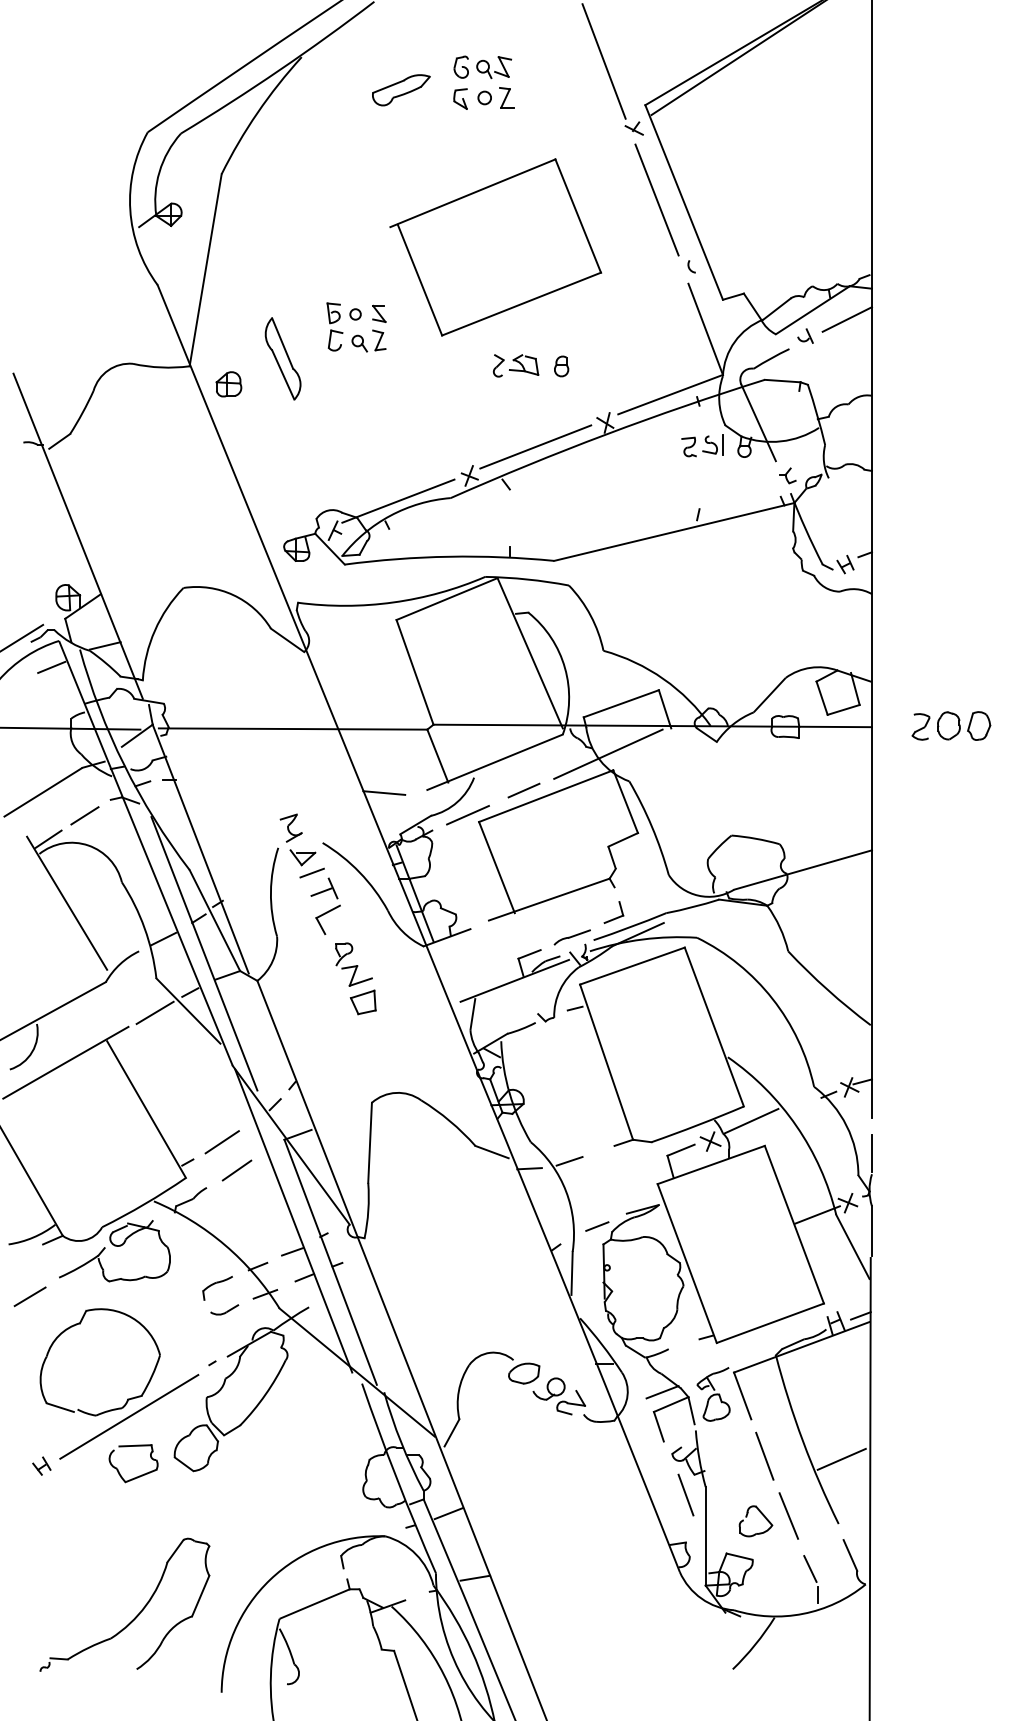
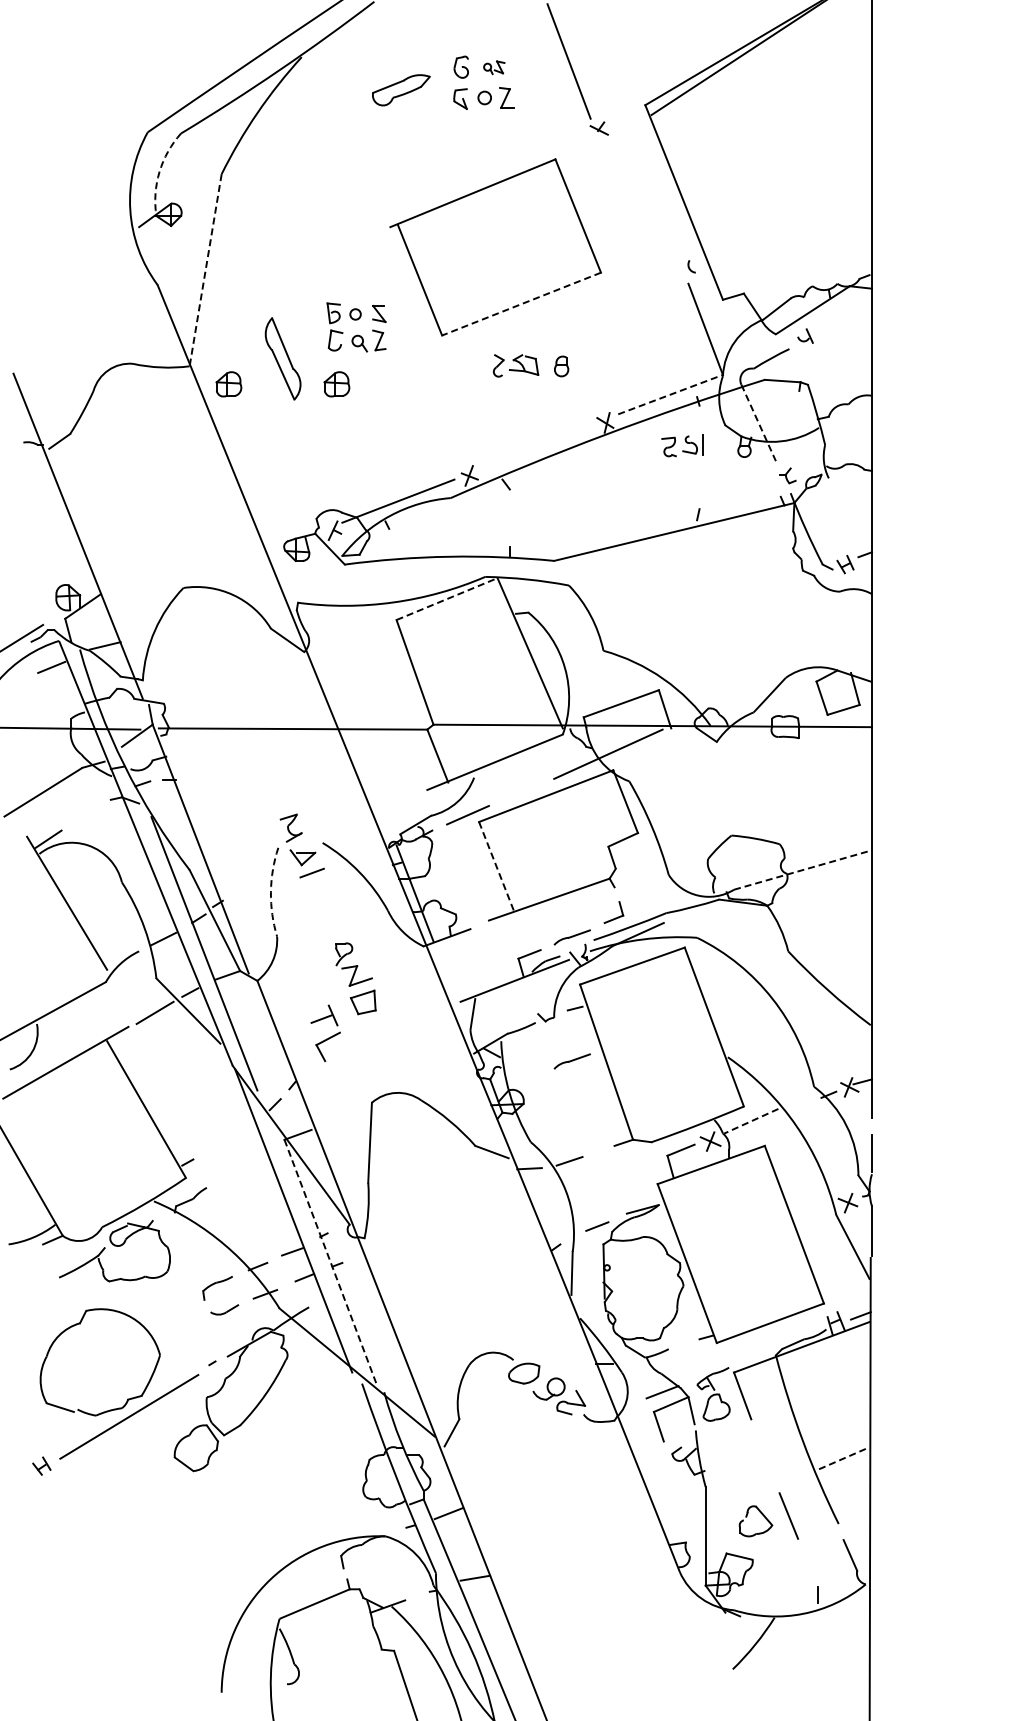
part size: 37x24 px -> 23x16 px (494, 67)
part position: (612, 69) -> (577, 69) (577, 69)
arc: solid -> dashed (159, 172)
line: present -> none (656, 199)
line: solid -> dashed (205, 270)
line: solid -> dashed (521, 304)
line: present -> none (846, 319)
part: none -> present (336, 384)
line: solid -> dashed (670, 394)
line: solid -> dashed (758, 422)
part position: (702, 445) -> (682, 445) (682, 445)
line: present -> none (535, 446)
line: solid -> dashed (447, 599)
part: present -> none (951, 725)
line: present -> none (523, 790)
line: present -> none (384, 792)
line: present -> none (84, 815)
line: solid -> dashed (496, 867)
line: solid -> dashed (803, 870)
arc: solid -> dashed (270, 892)
part position: (325, 905) -> (325, 1032) (325, 1032)
part: none -> present (571, 1061)
line: solid -> dashed (751, 1121)
line: present -> none (221, 1142)
line: present -> none (236, 1170)
line: present -> none (817, 1214)
line: solid -> dashed (330, 1262)
line: present -> none (29, 1296)
line: present -> none (764, 1455)
line: solid -> dashed (841, 1459)
part: present -> none (136, 1476)
line: present -> none (685, 1494)
line: present -> none (810, 1568)
part: present -> none (136, 1615)
